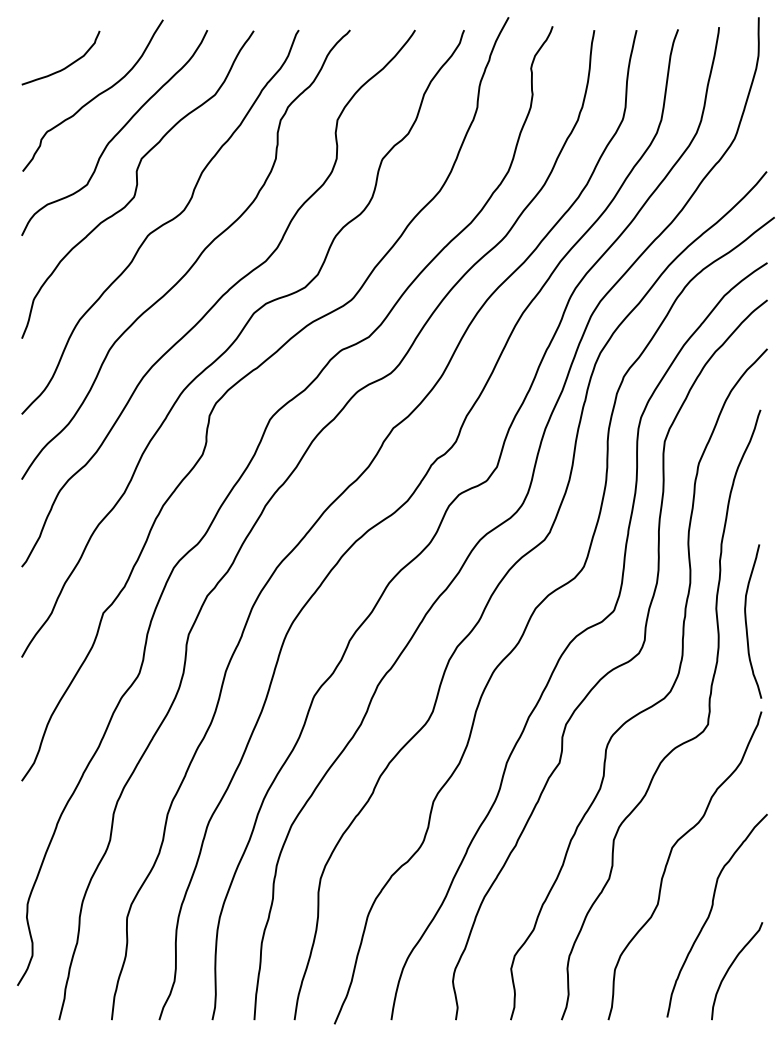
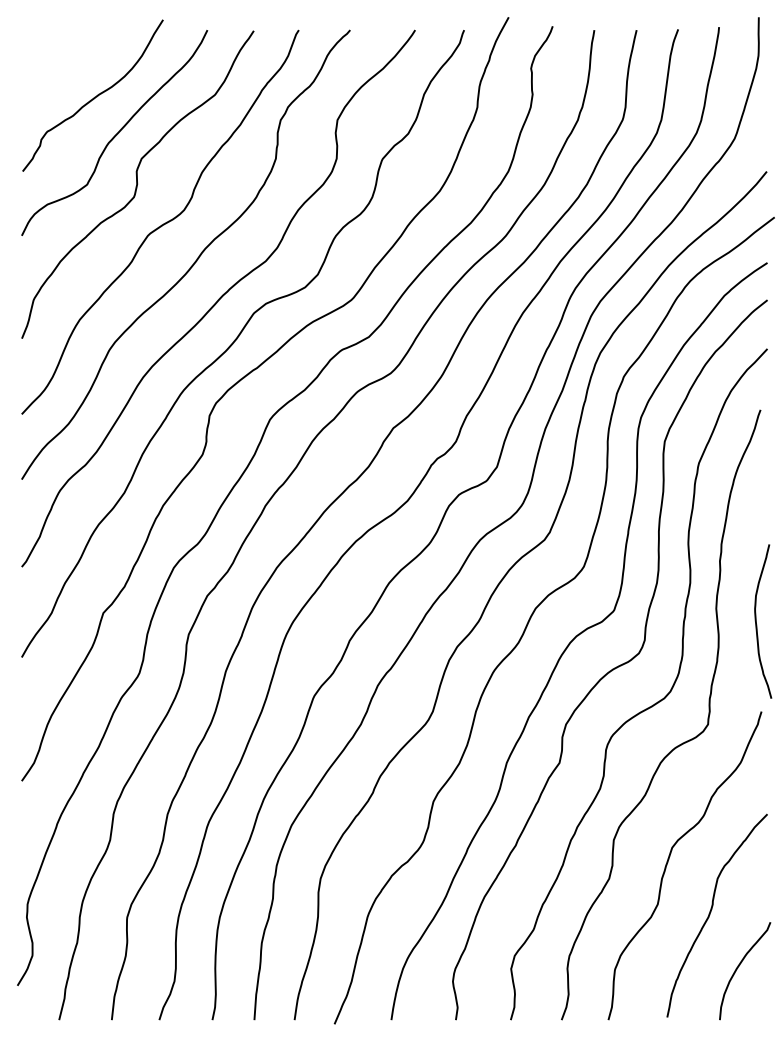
curve: present -> none (67, 65)
curve position: (747, 624) -> (757, 624) (757, 624)
curve position: (730, 968) -> (738, 968) (738, 968)
